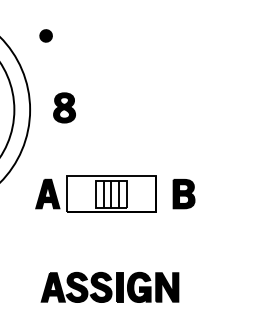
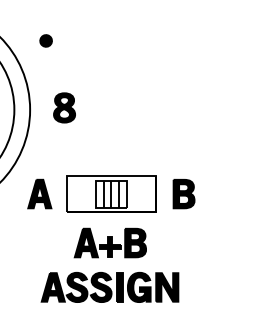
part position: (45, 35) -> (45, 40) (45, 40)
part position: (47, 193) -> (39, 193) (39, 193)
part: none -> present (109, 242)
